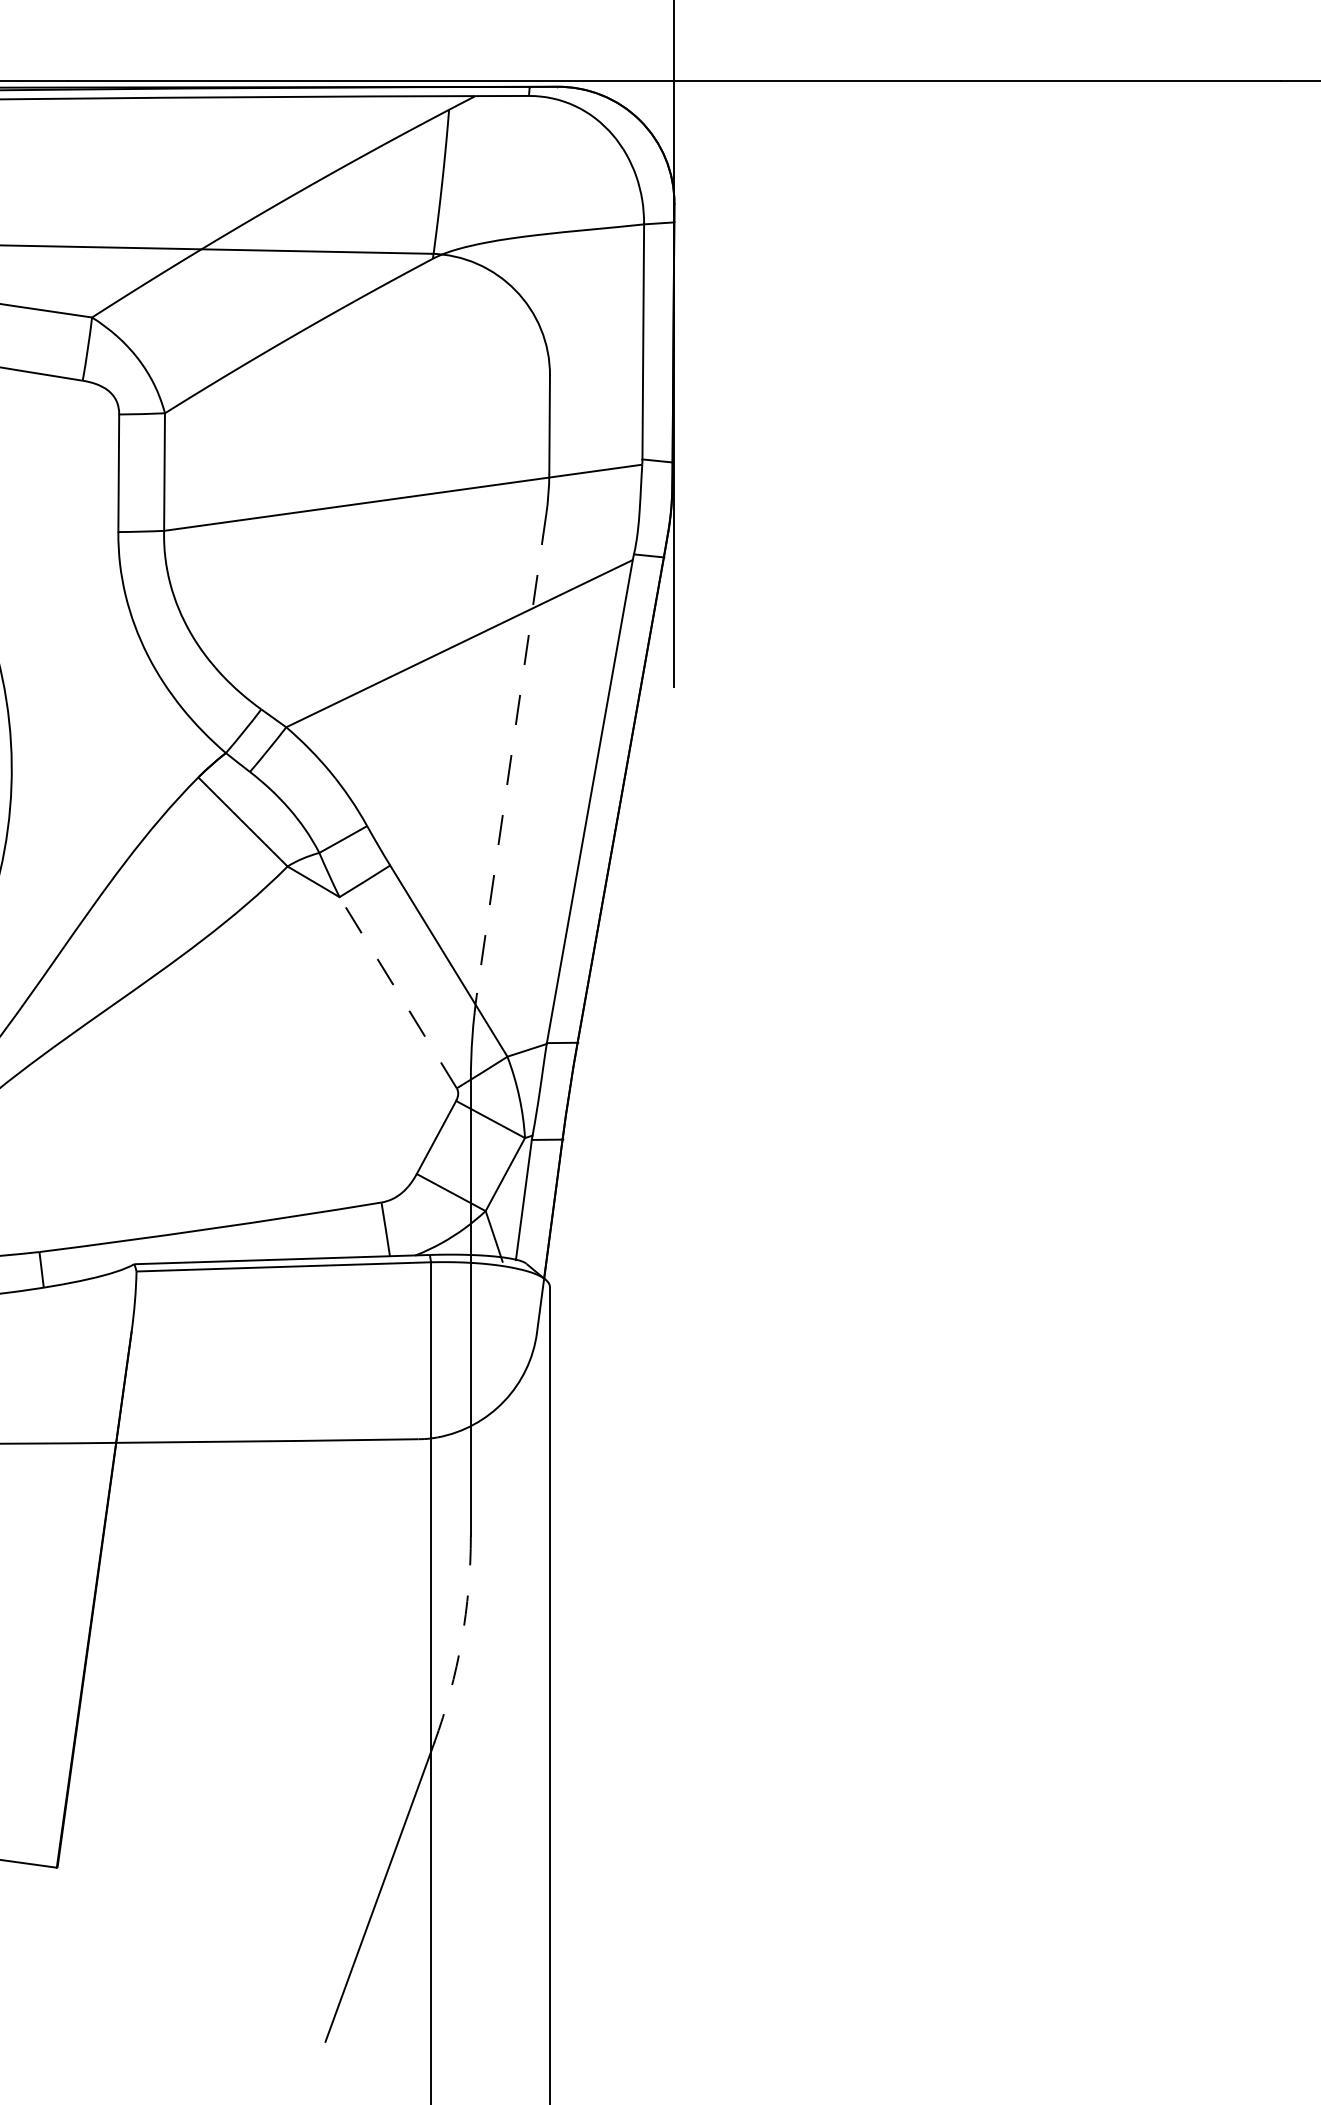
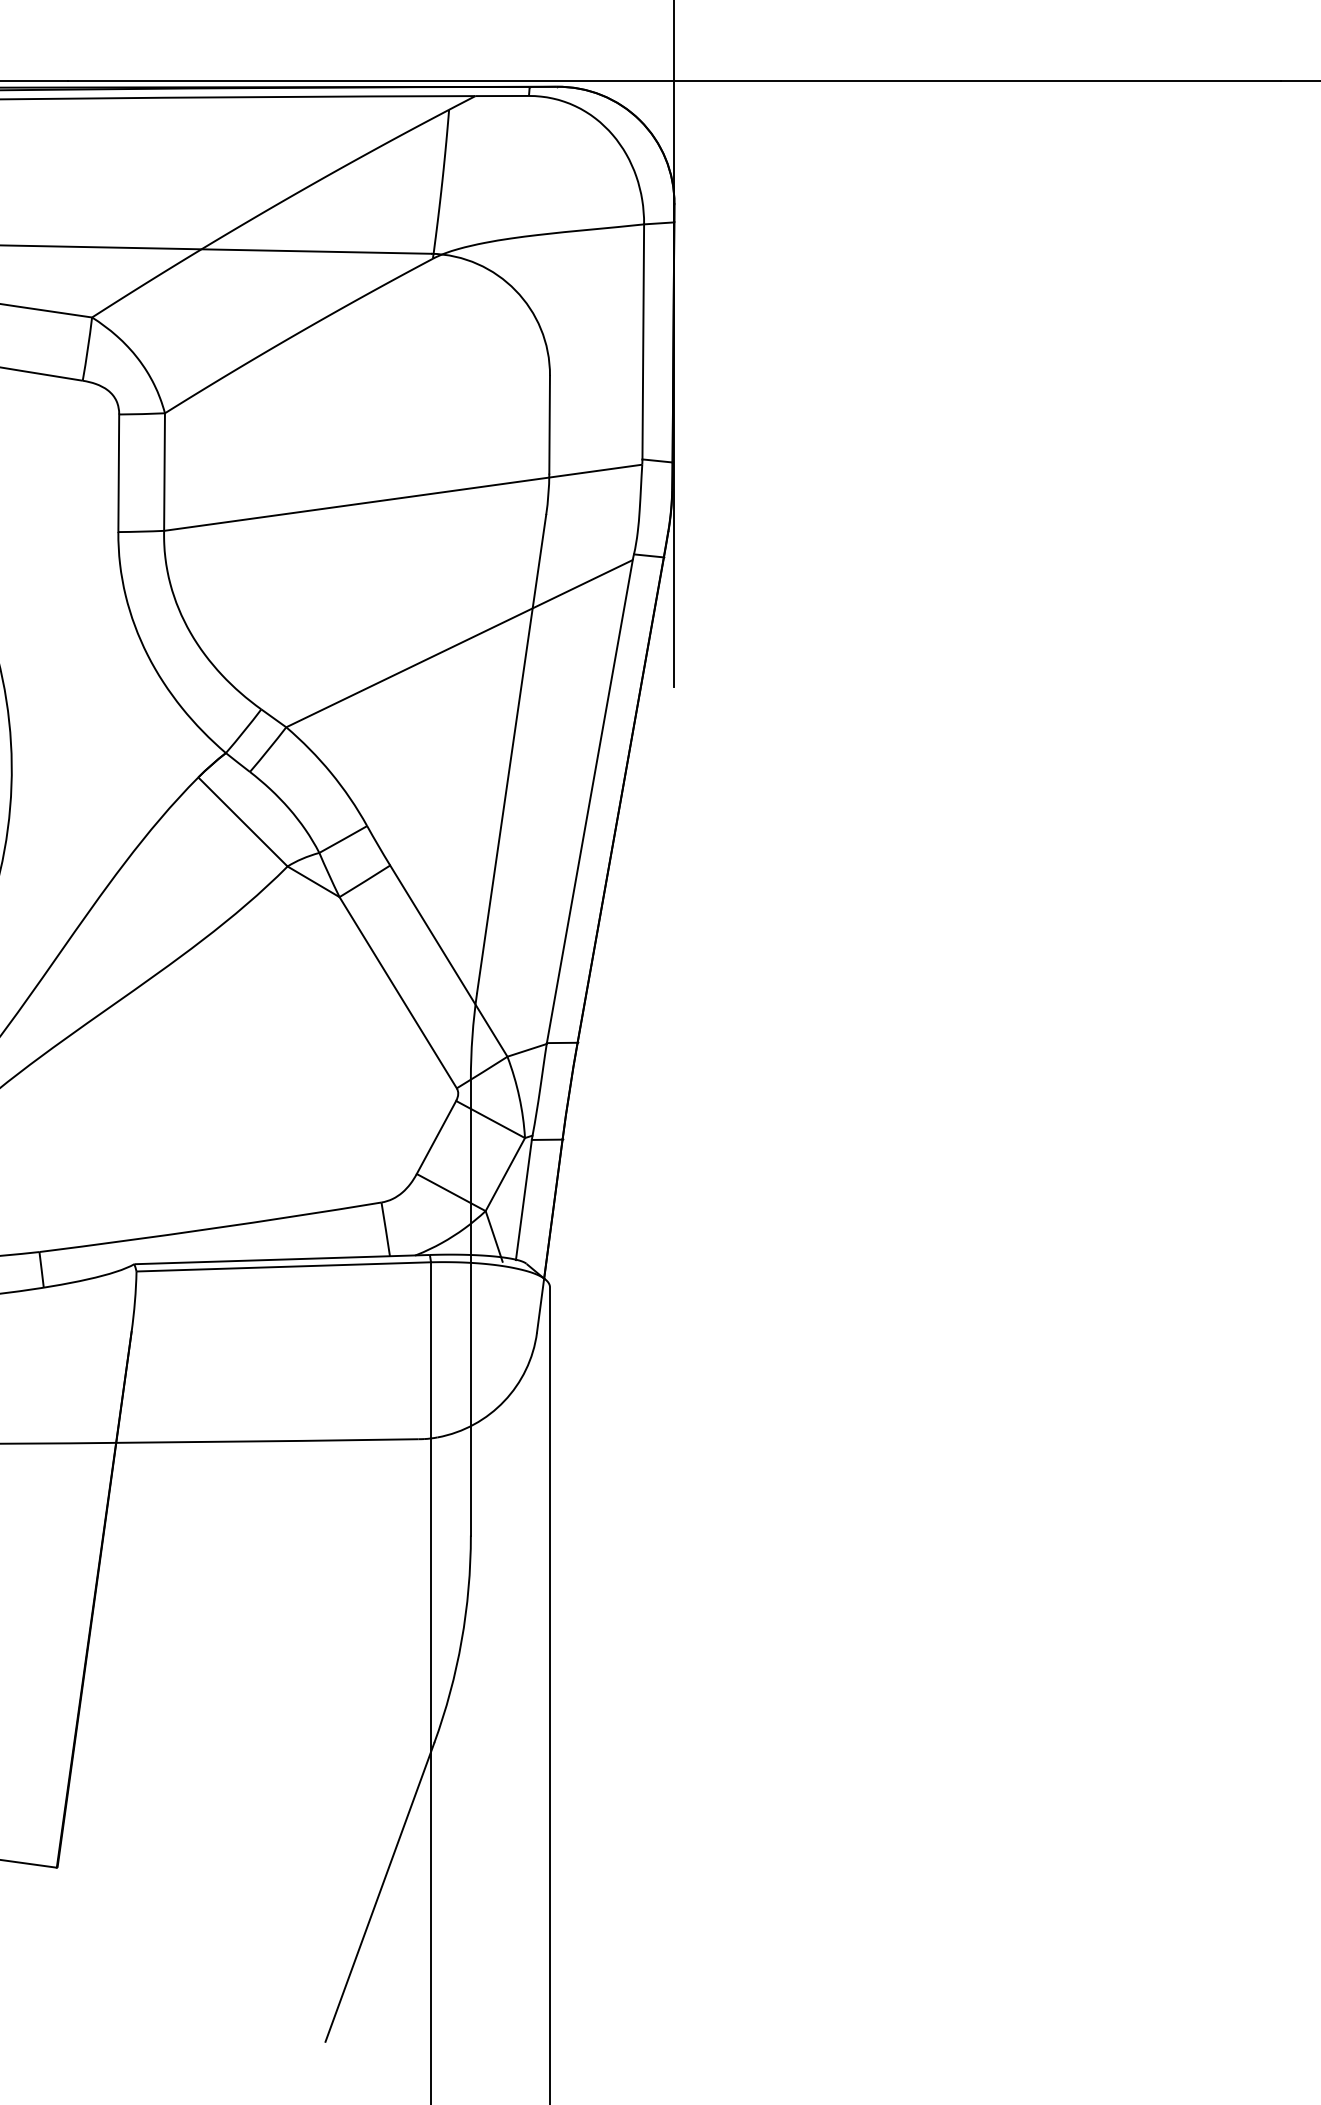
line: dashed -> solid (511, 754)
line: dashed -> solid (397, 992)
arc: dashed -> solid (461, 1640)
